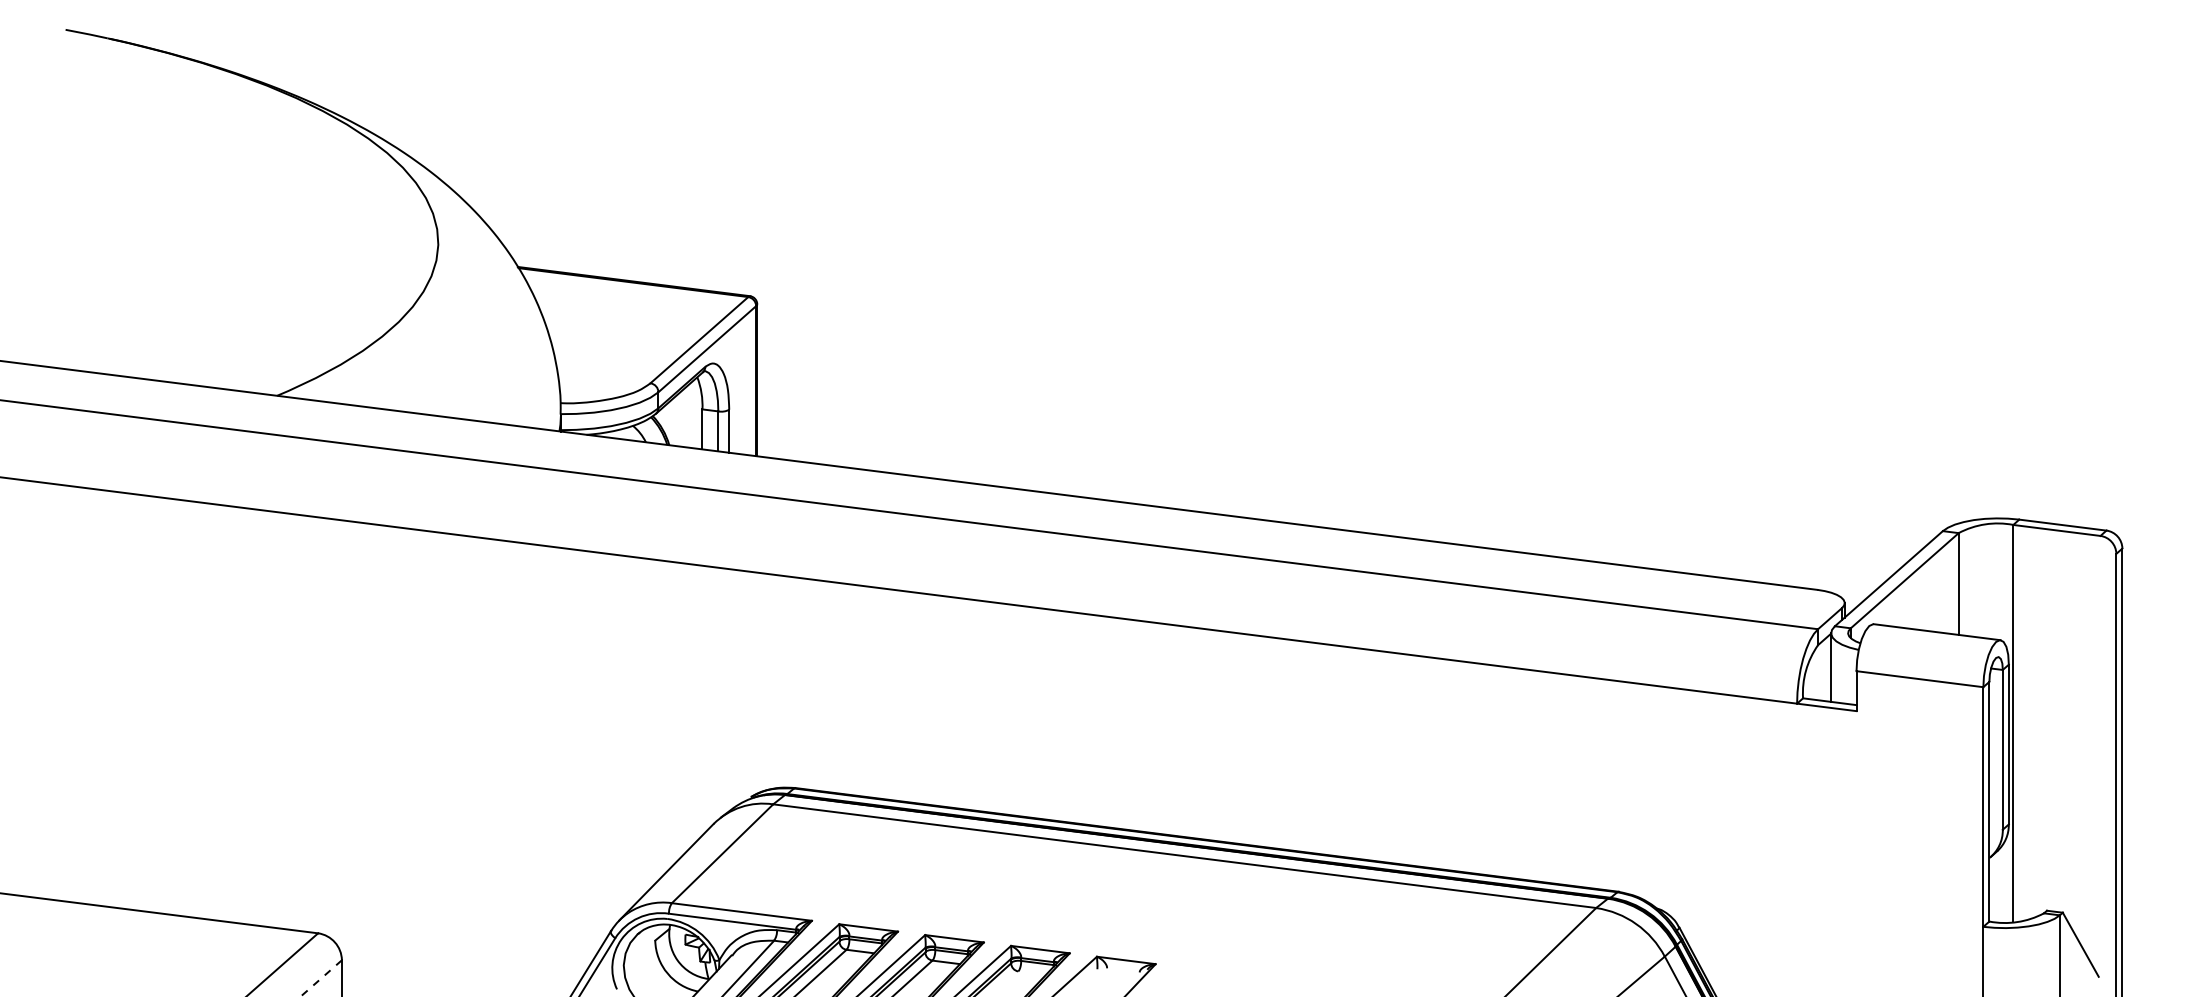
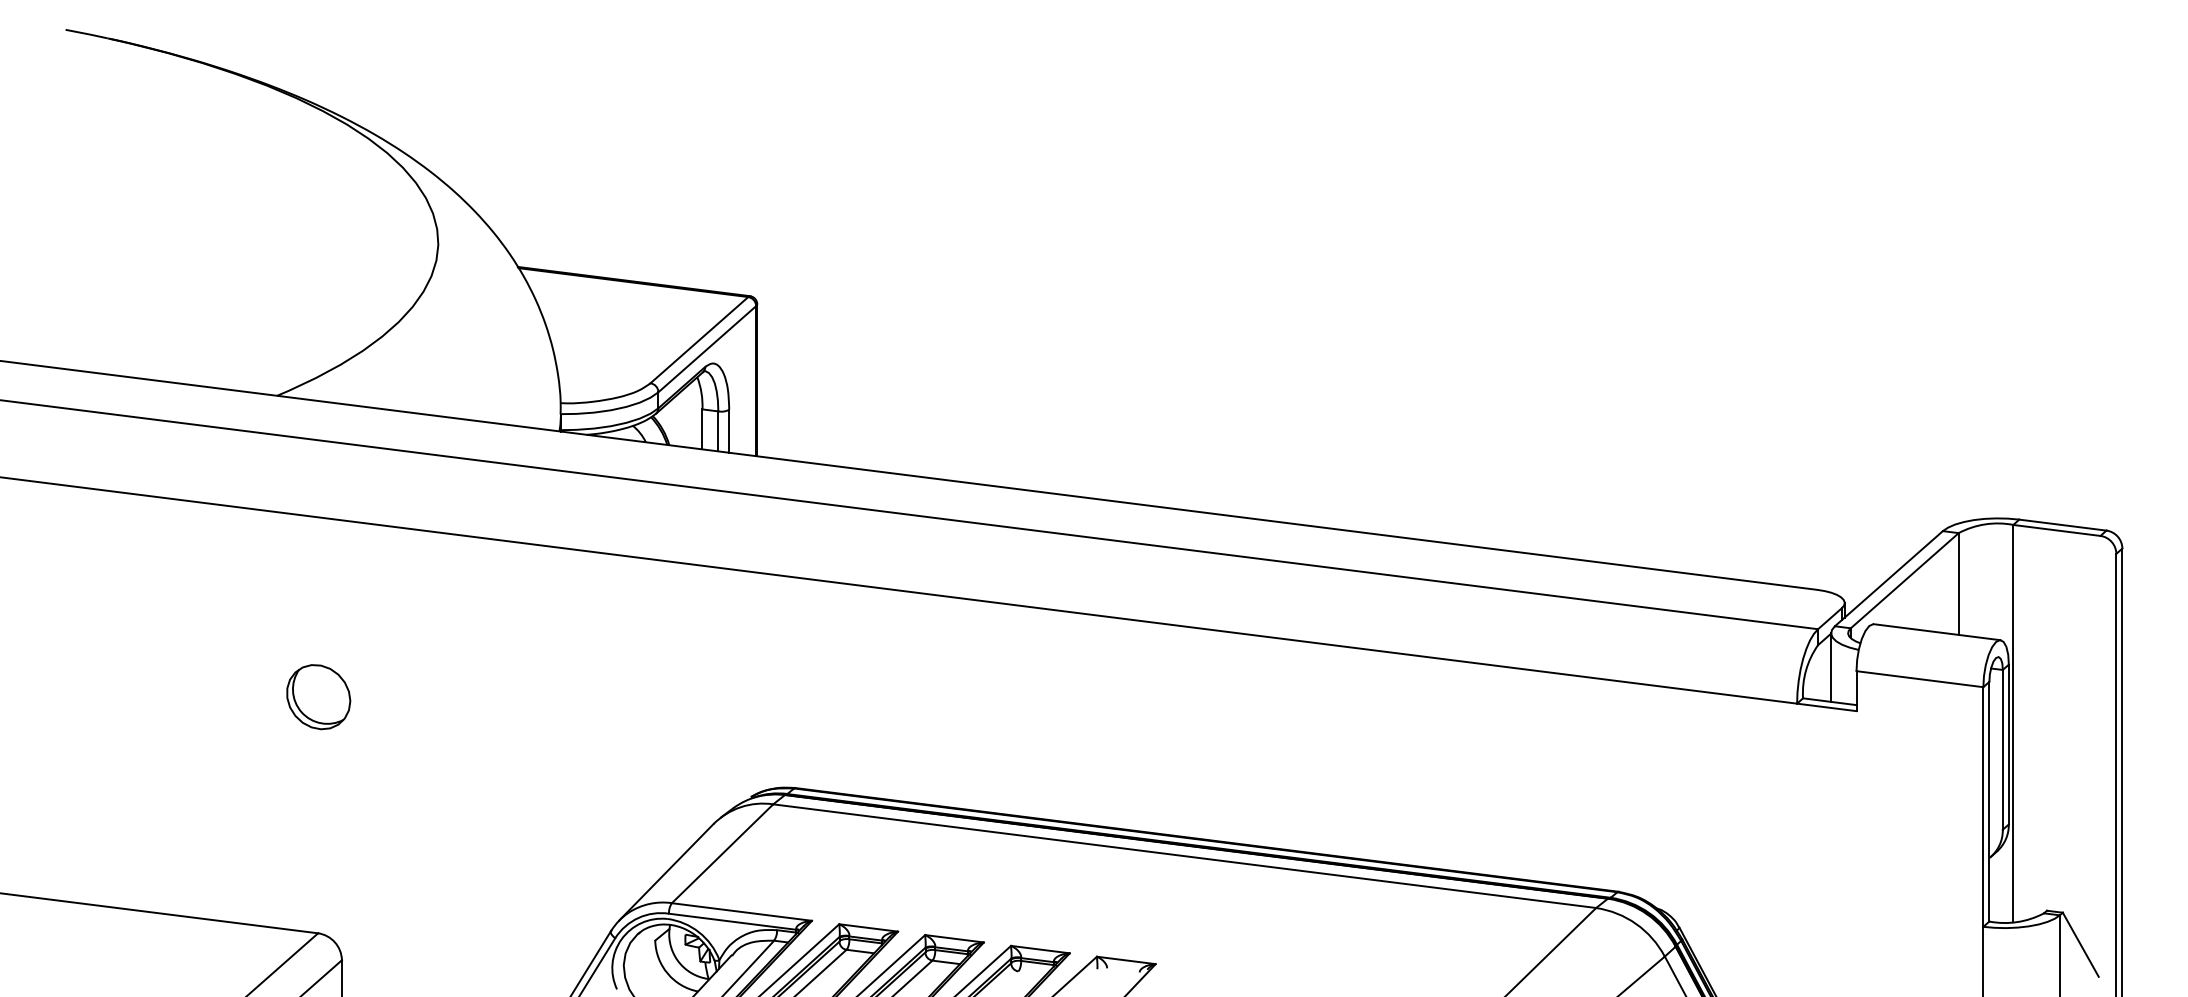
part: none -> present (318, 697)
line: dashed -> solid (320, 978)
